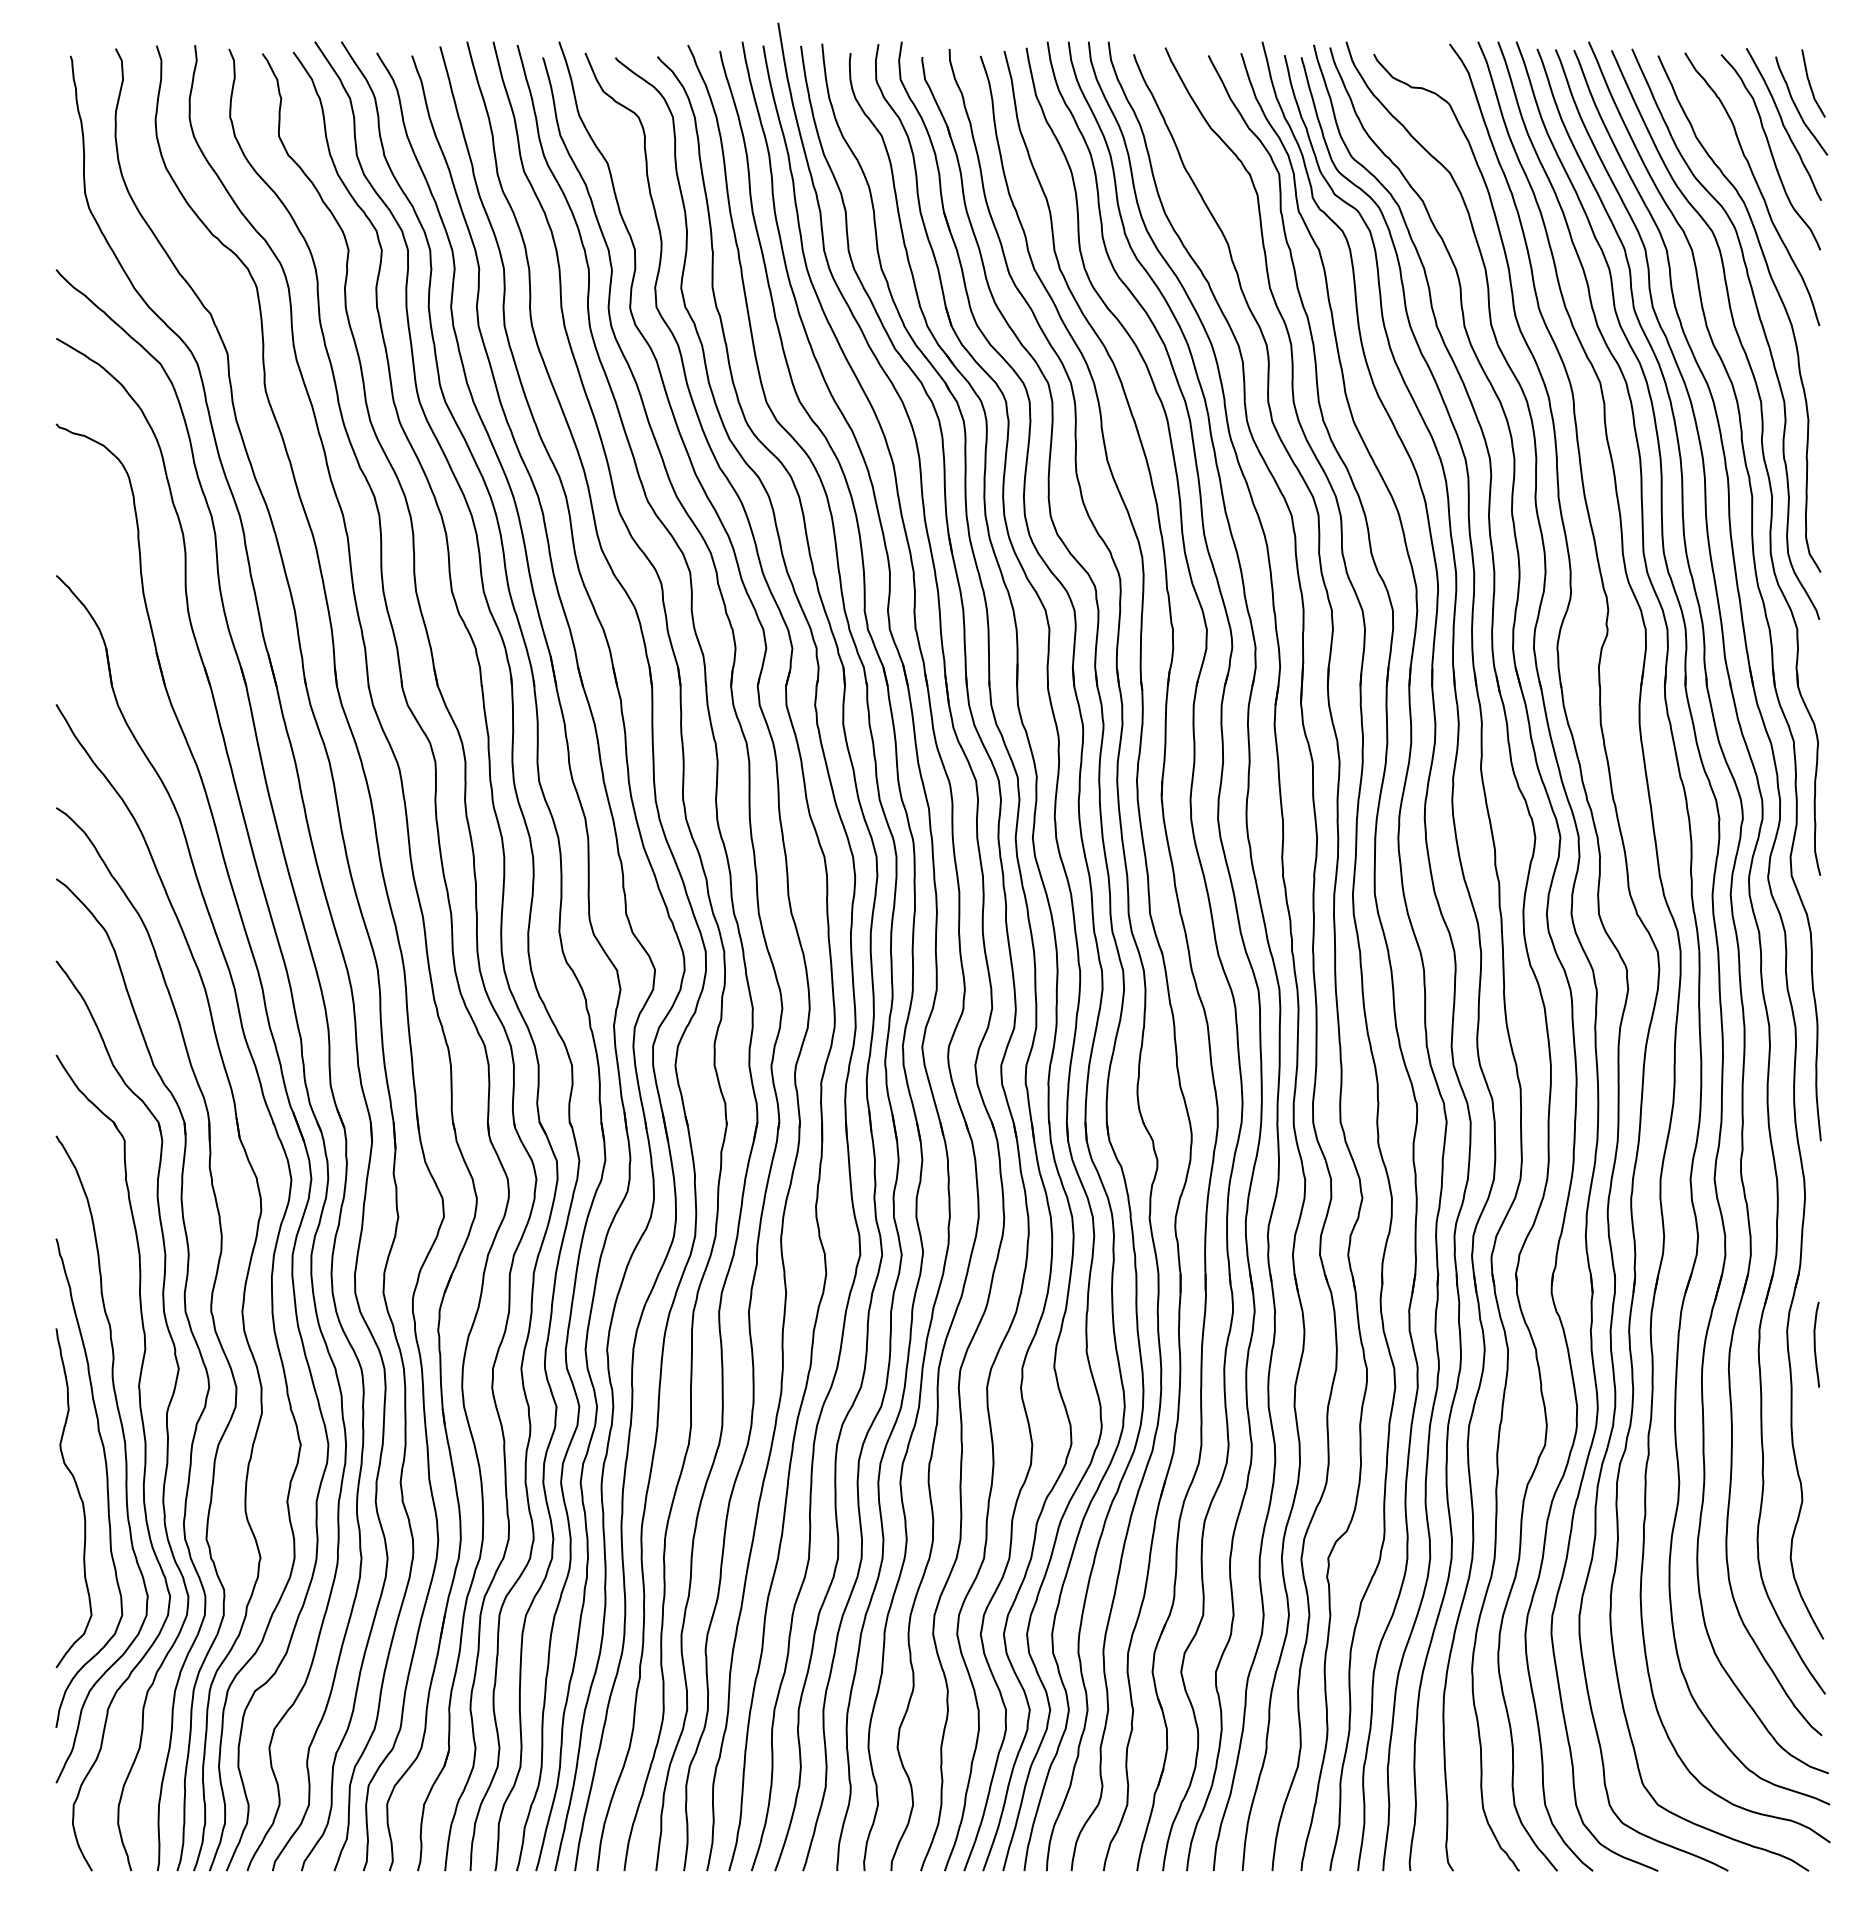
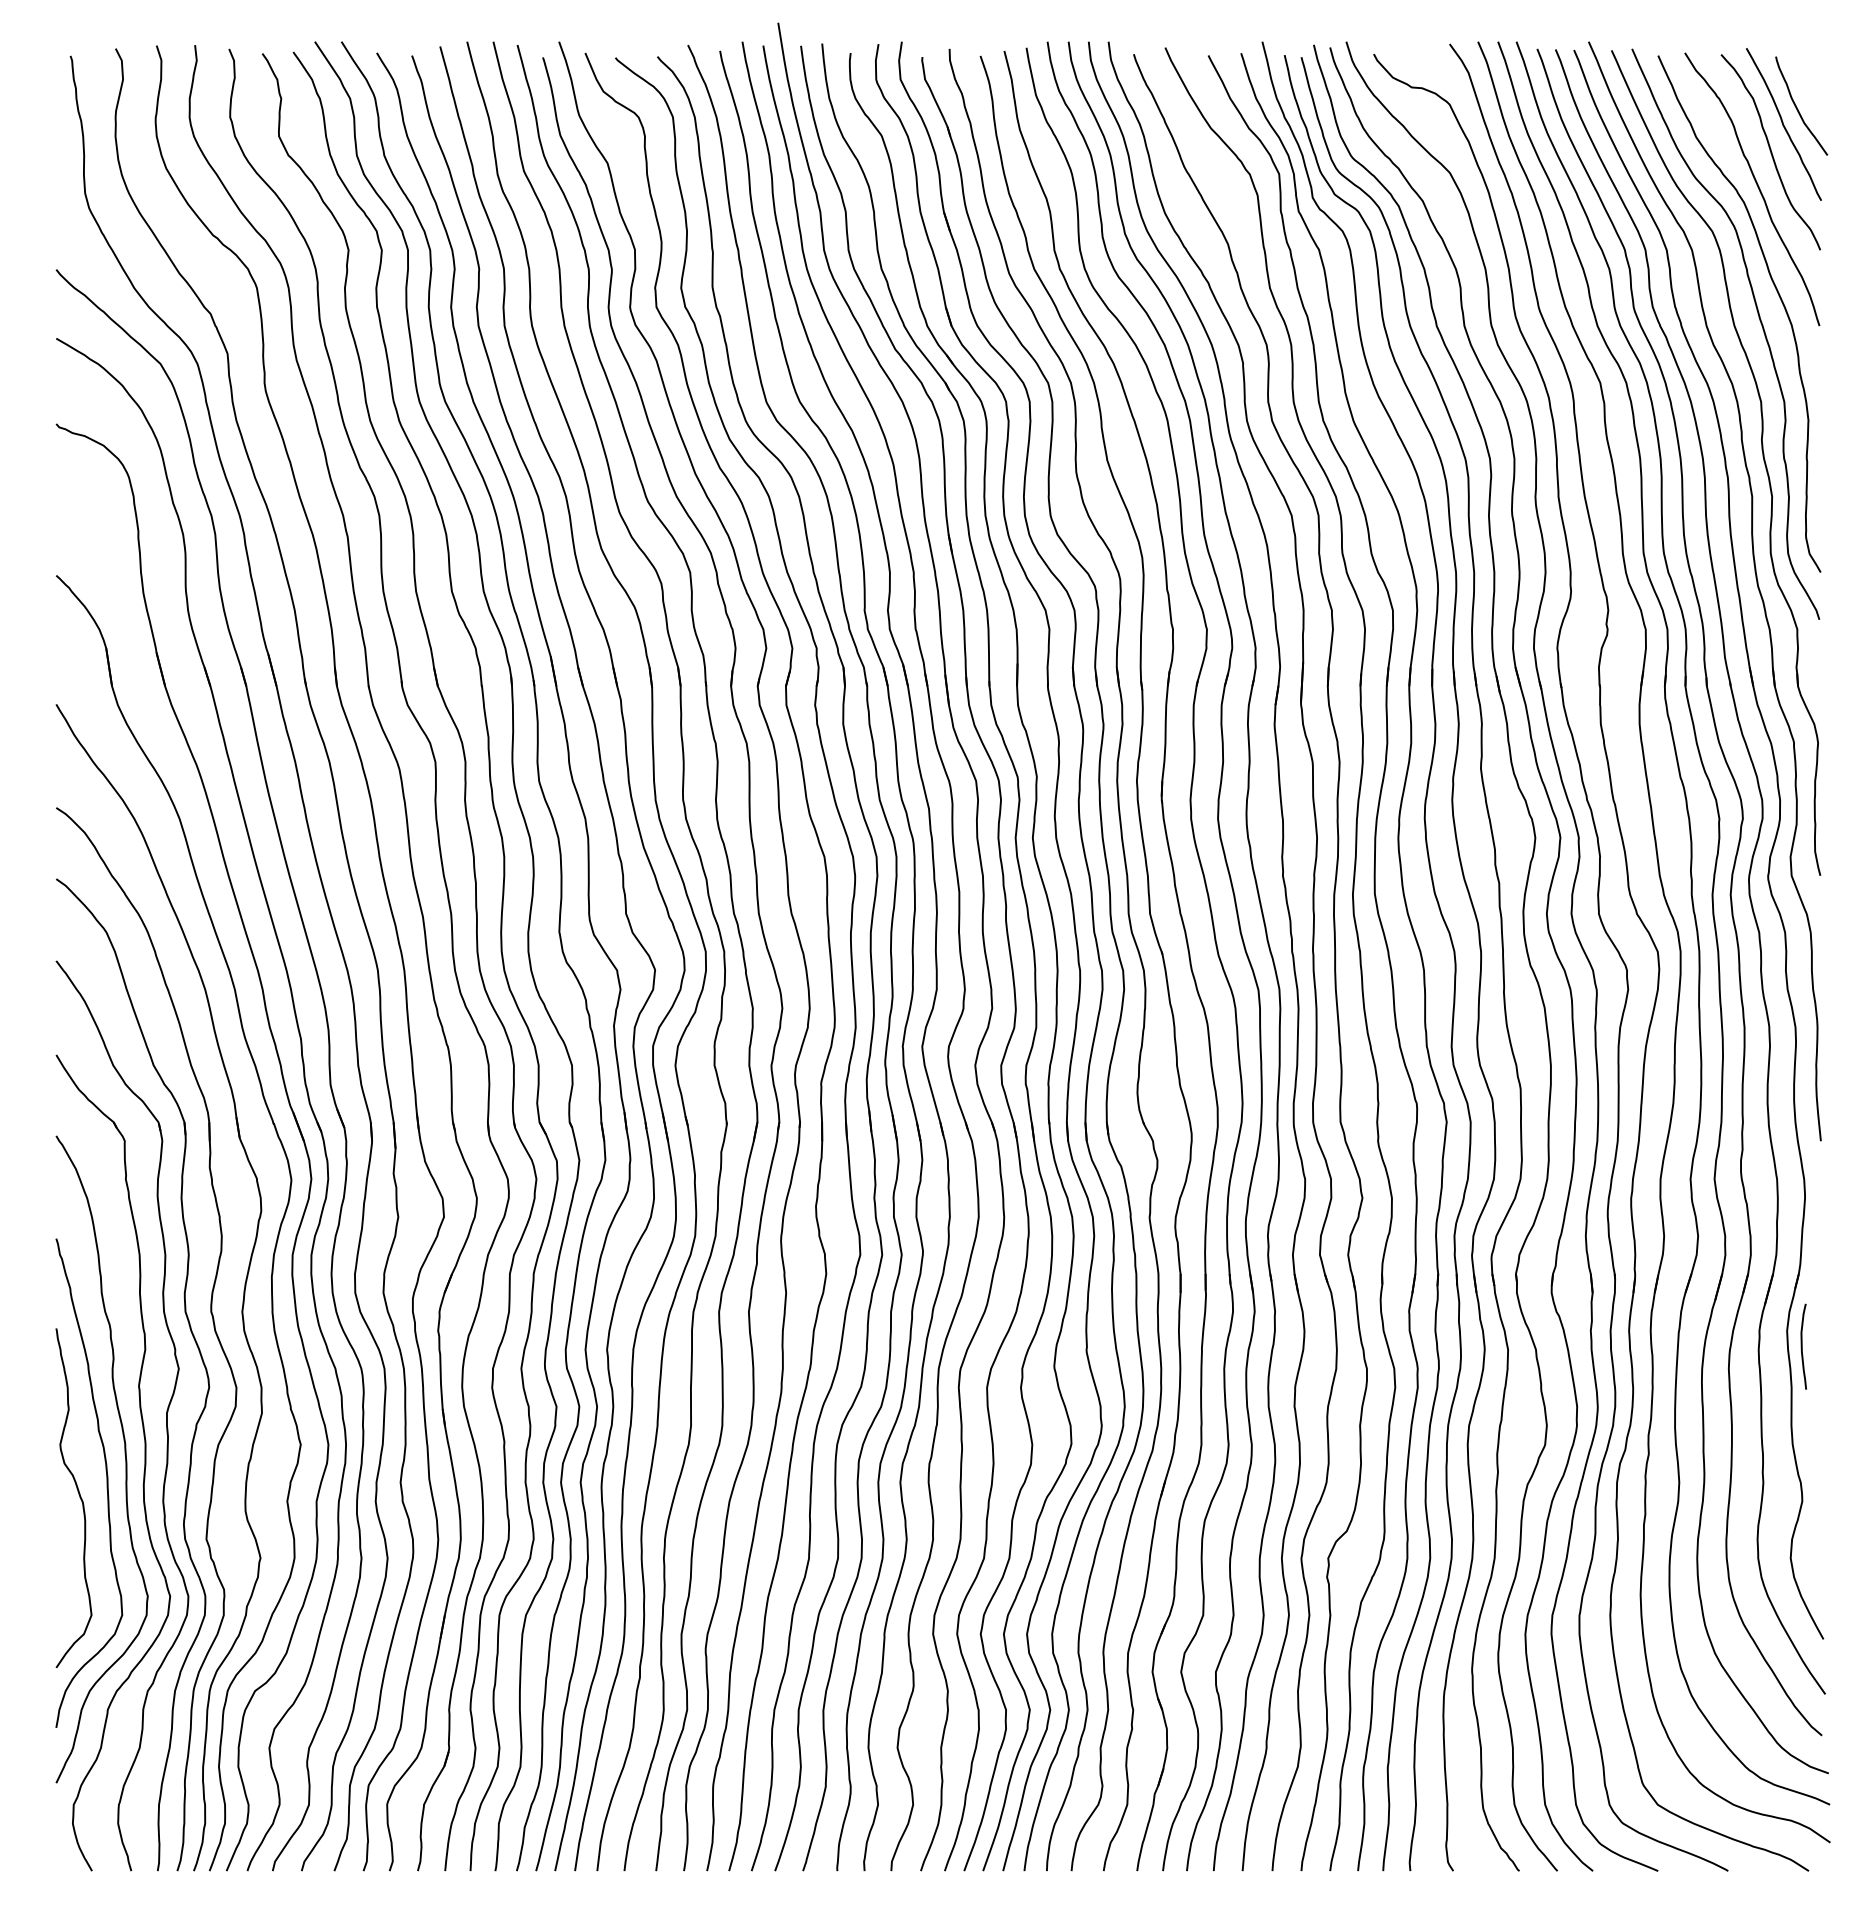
curve: present -> none (1811, 85)
curve position: (1815, 1344) -> (1802, 1346) (1802, 1346)
